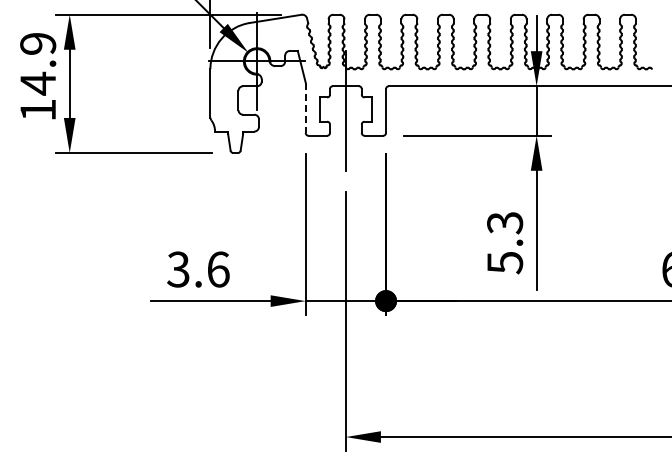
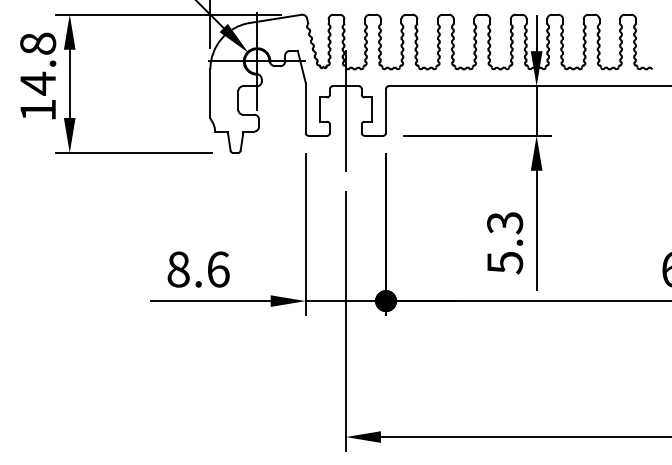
text: 14.9 -> 14.8 (38, 43)
line: dashed -> solid (305, 108)
text: 3.6 -> 8.6 (178, 269)
